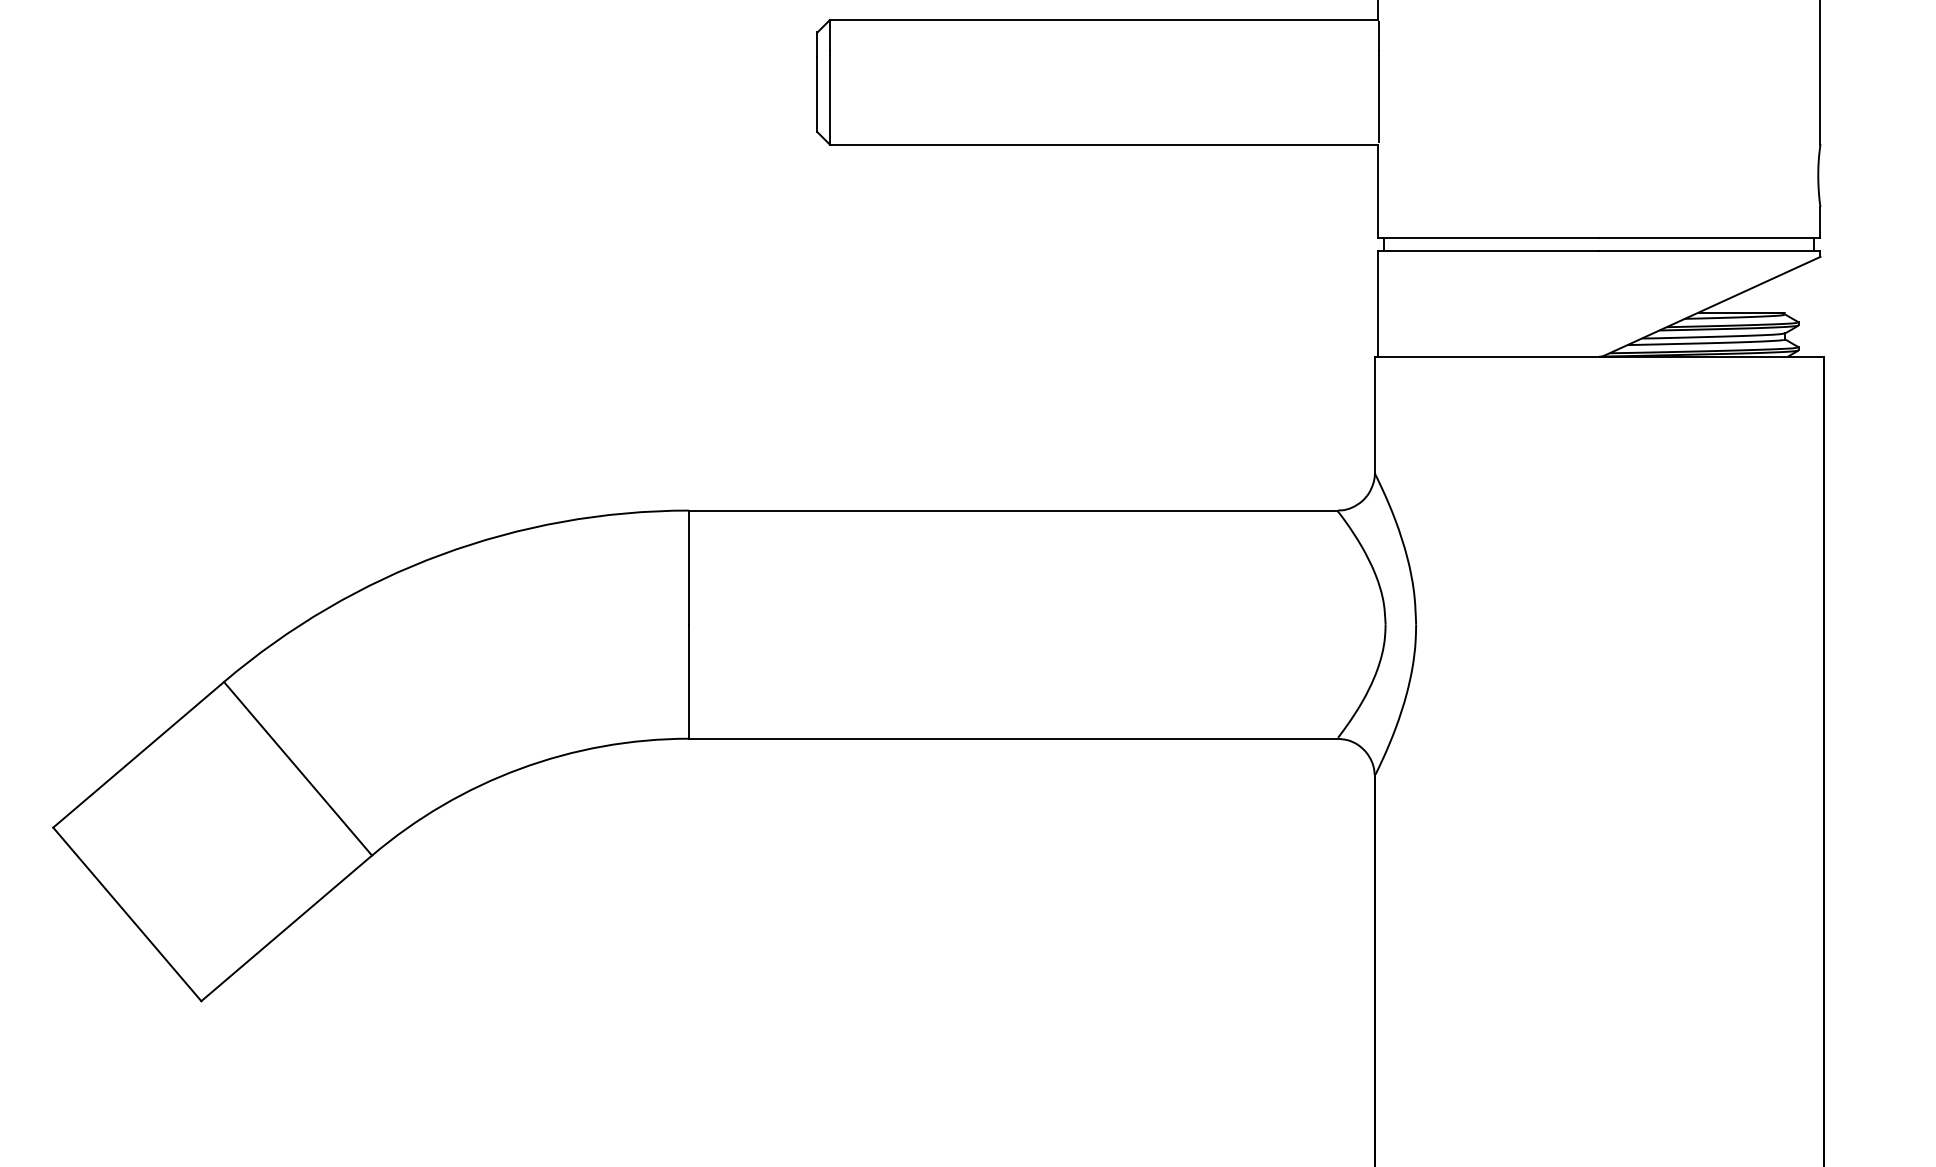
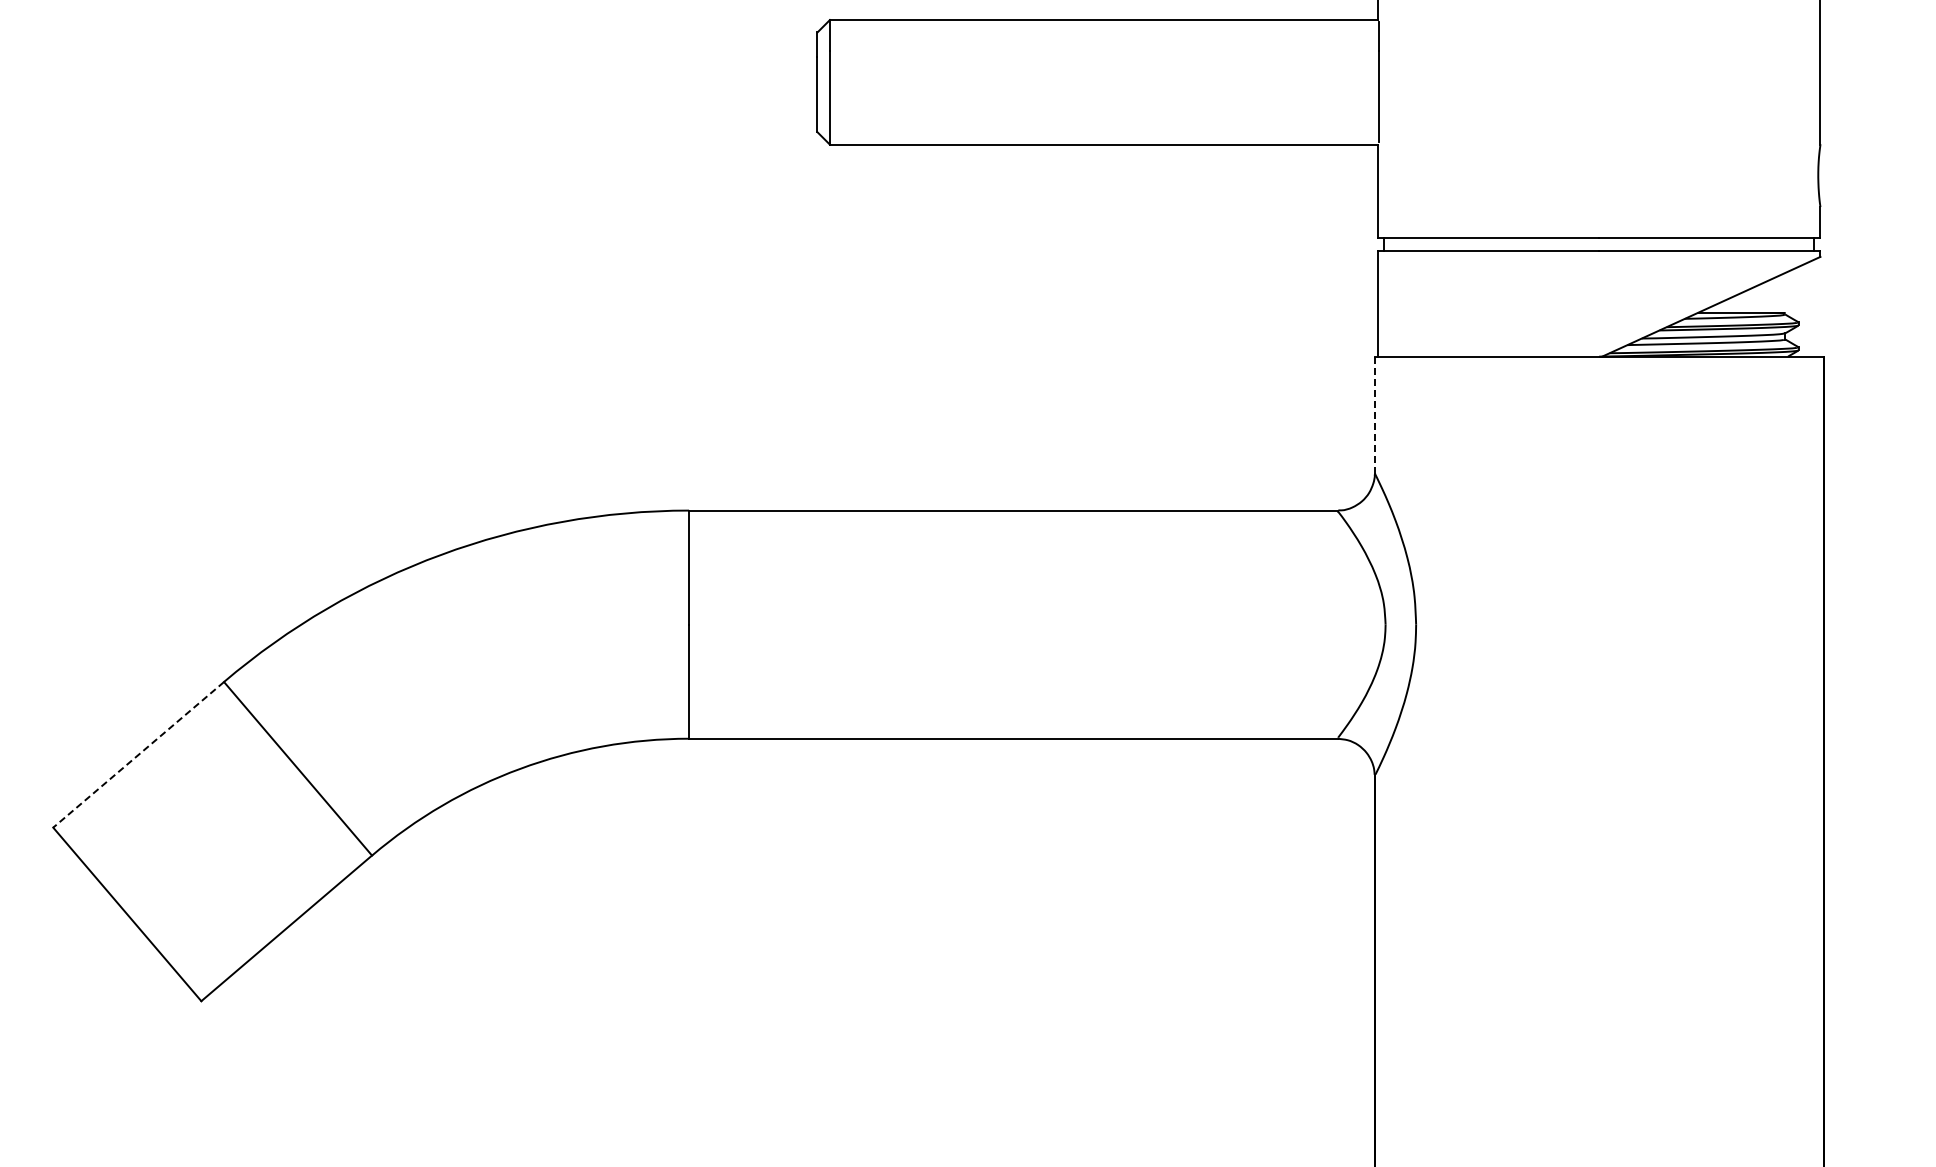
line: solid -> dashed (1374, 415)
line: solid -> dashed (138, 755)
